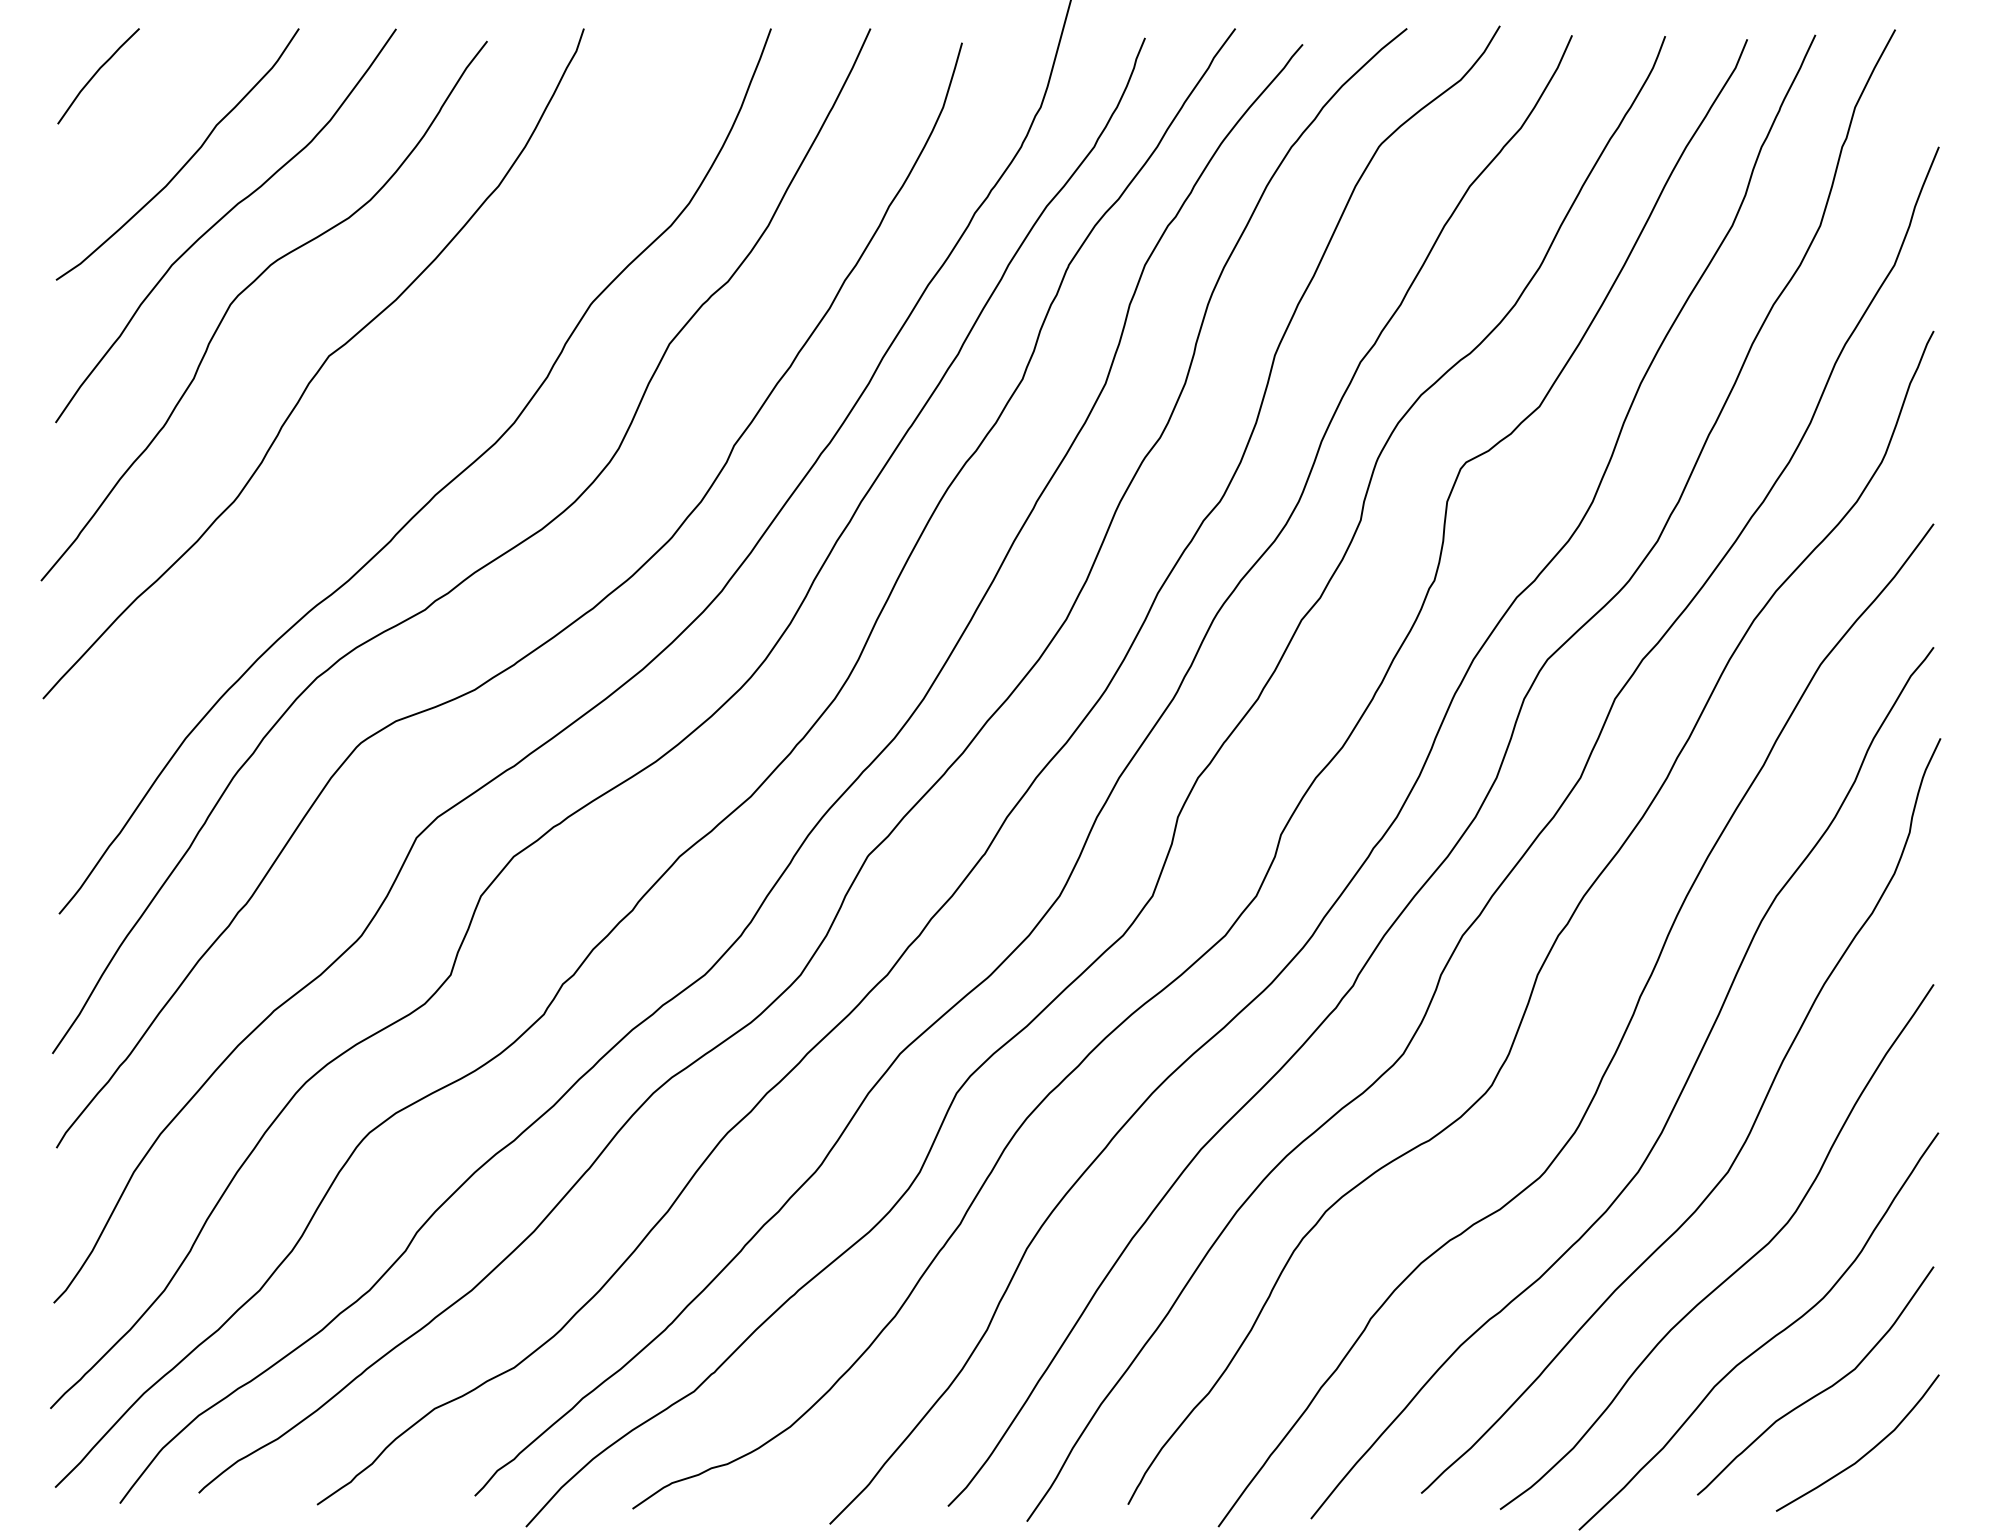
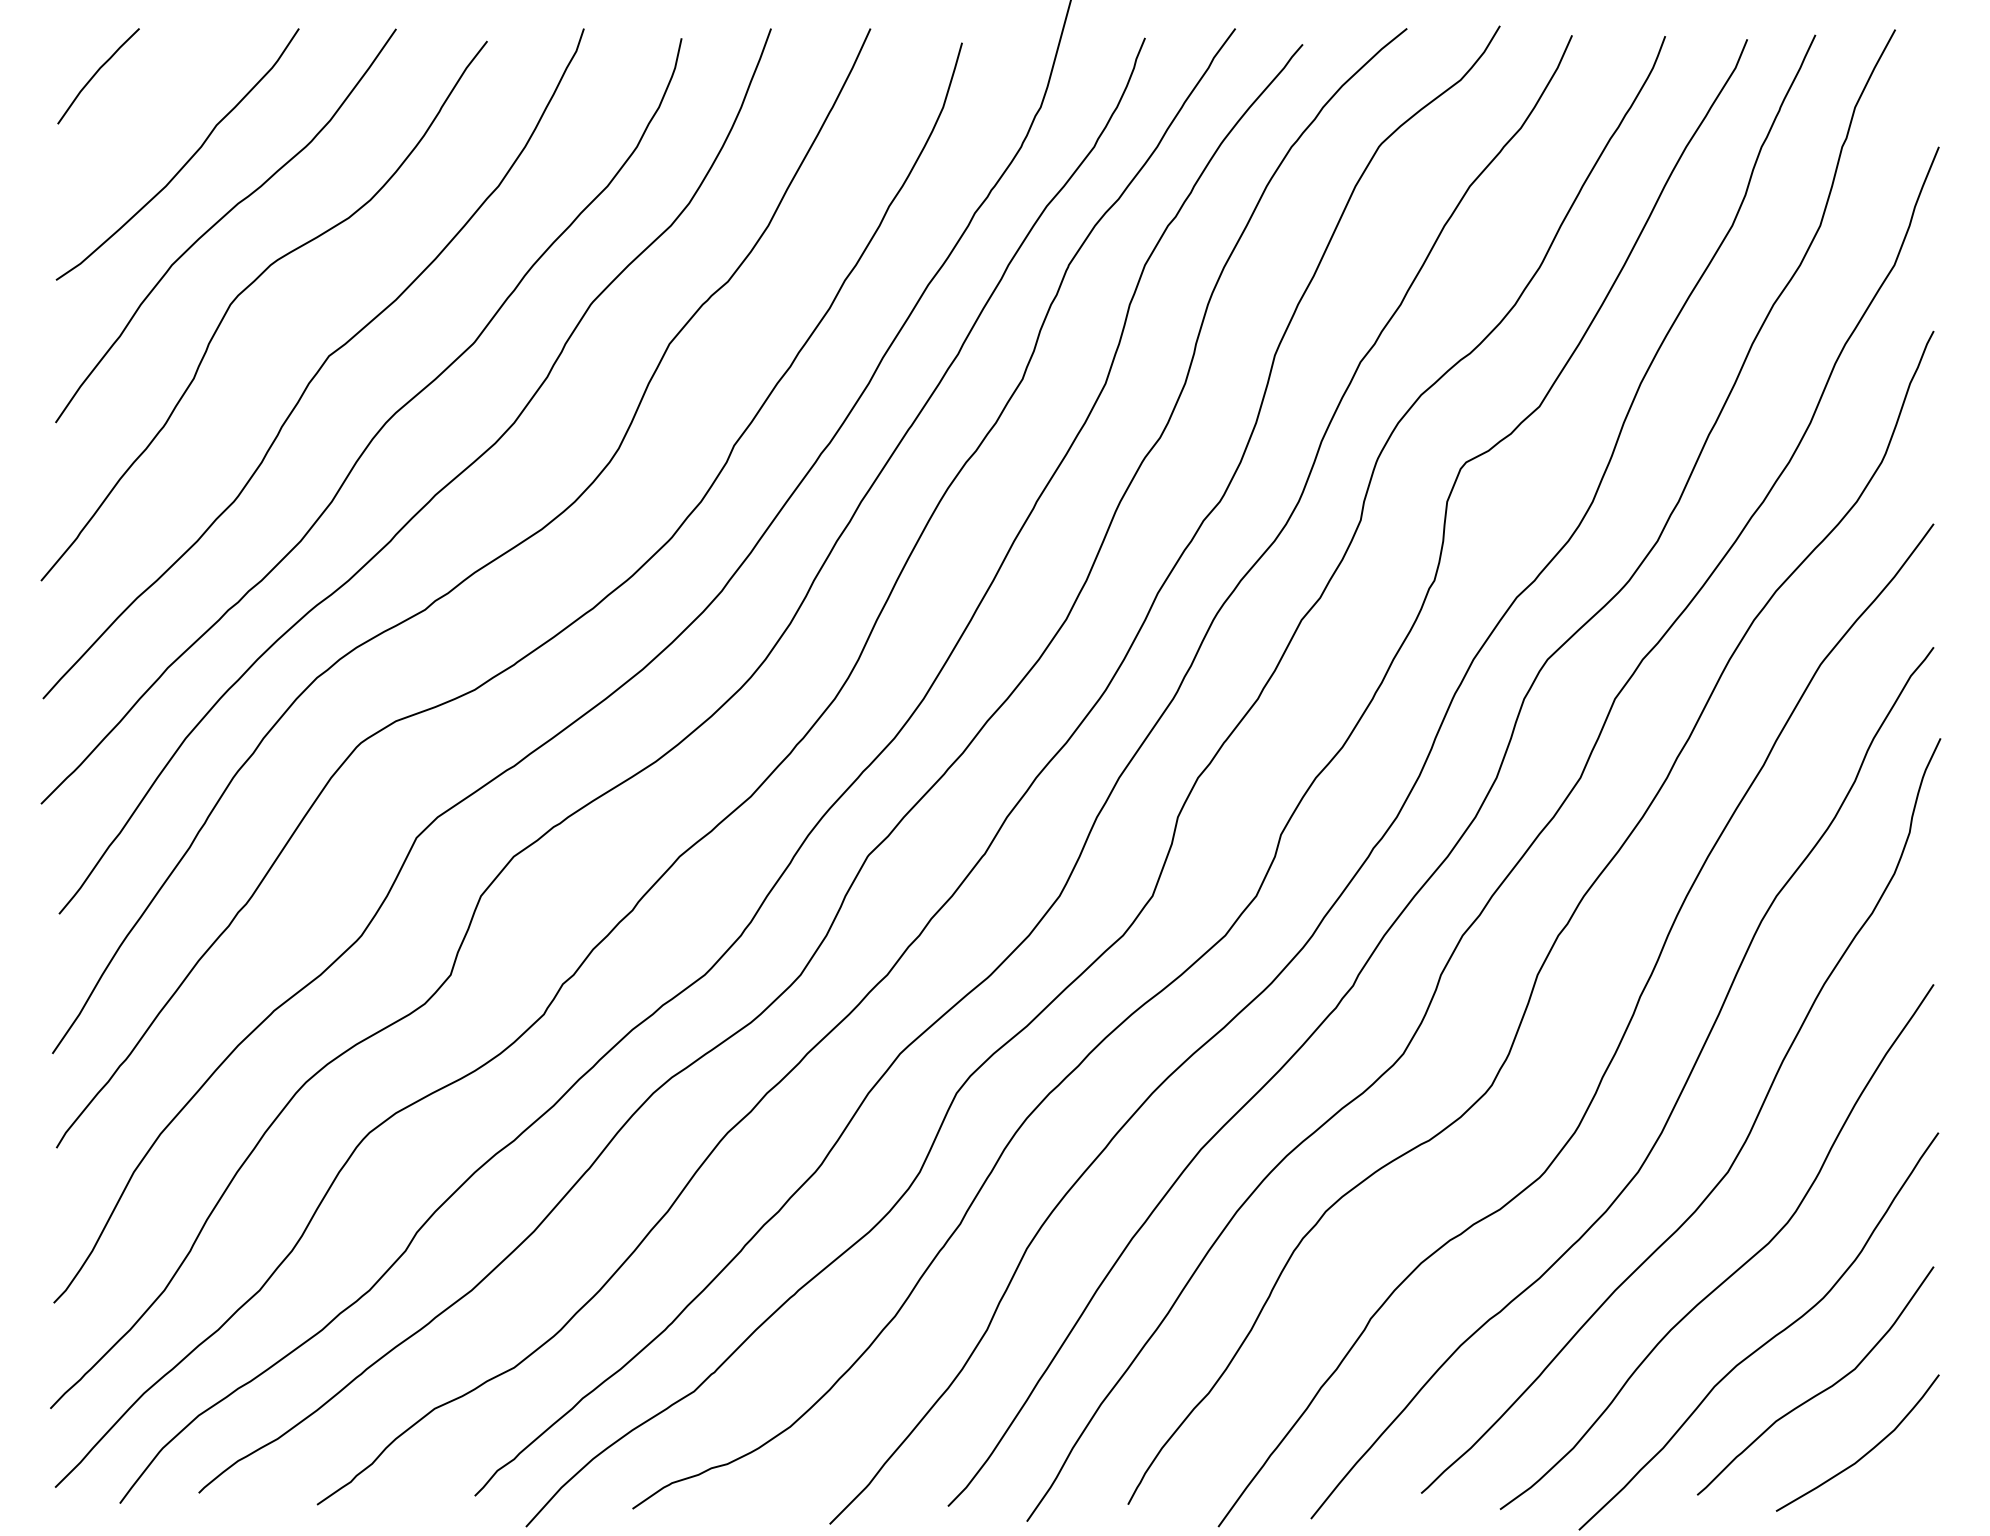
curve: none -> present (376, 432)
